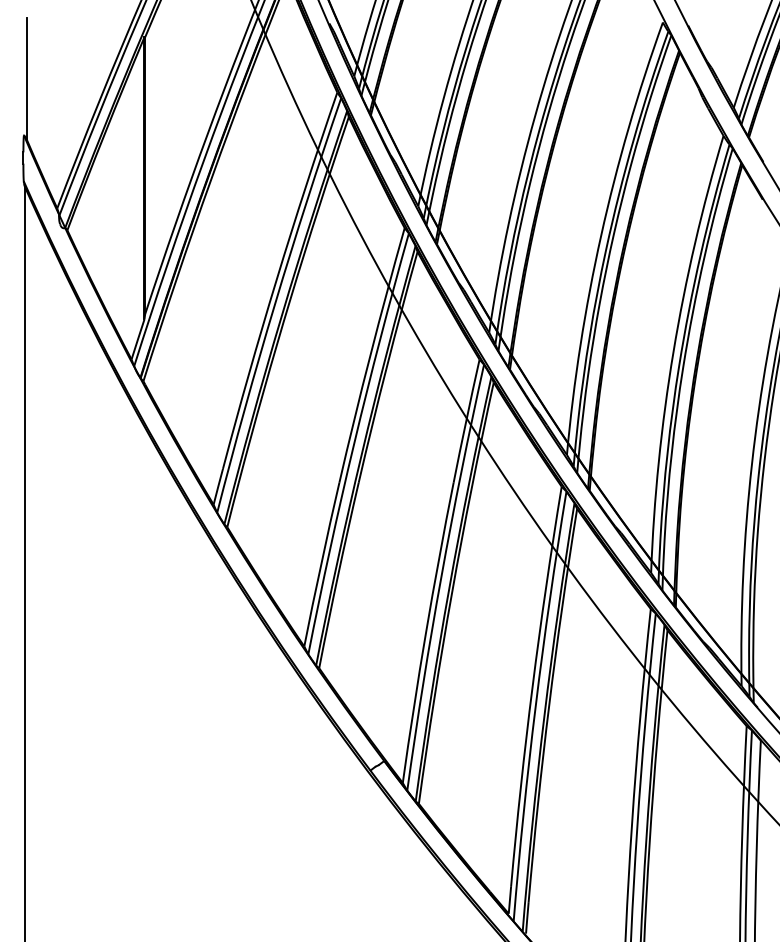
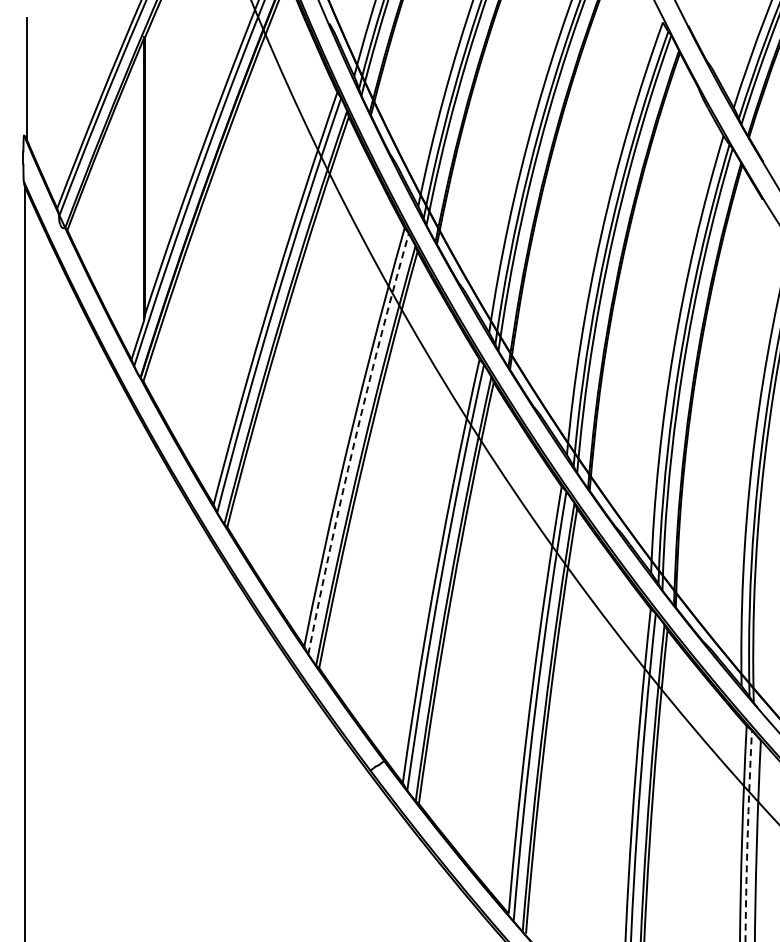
arc: solid -> dashed (354, 442)
arc: solid -> dashed (747, 836)
